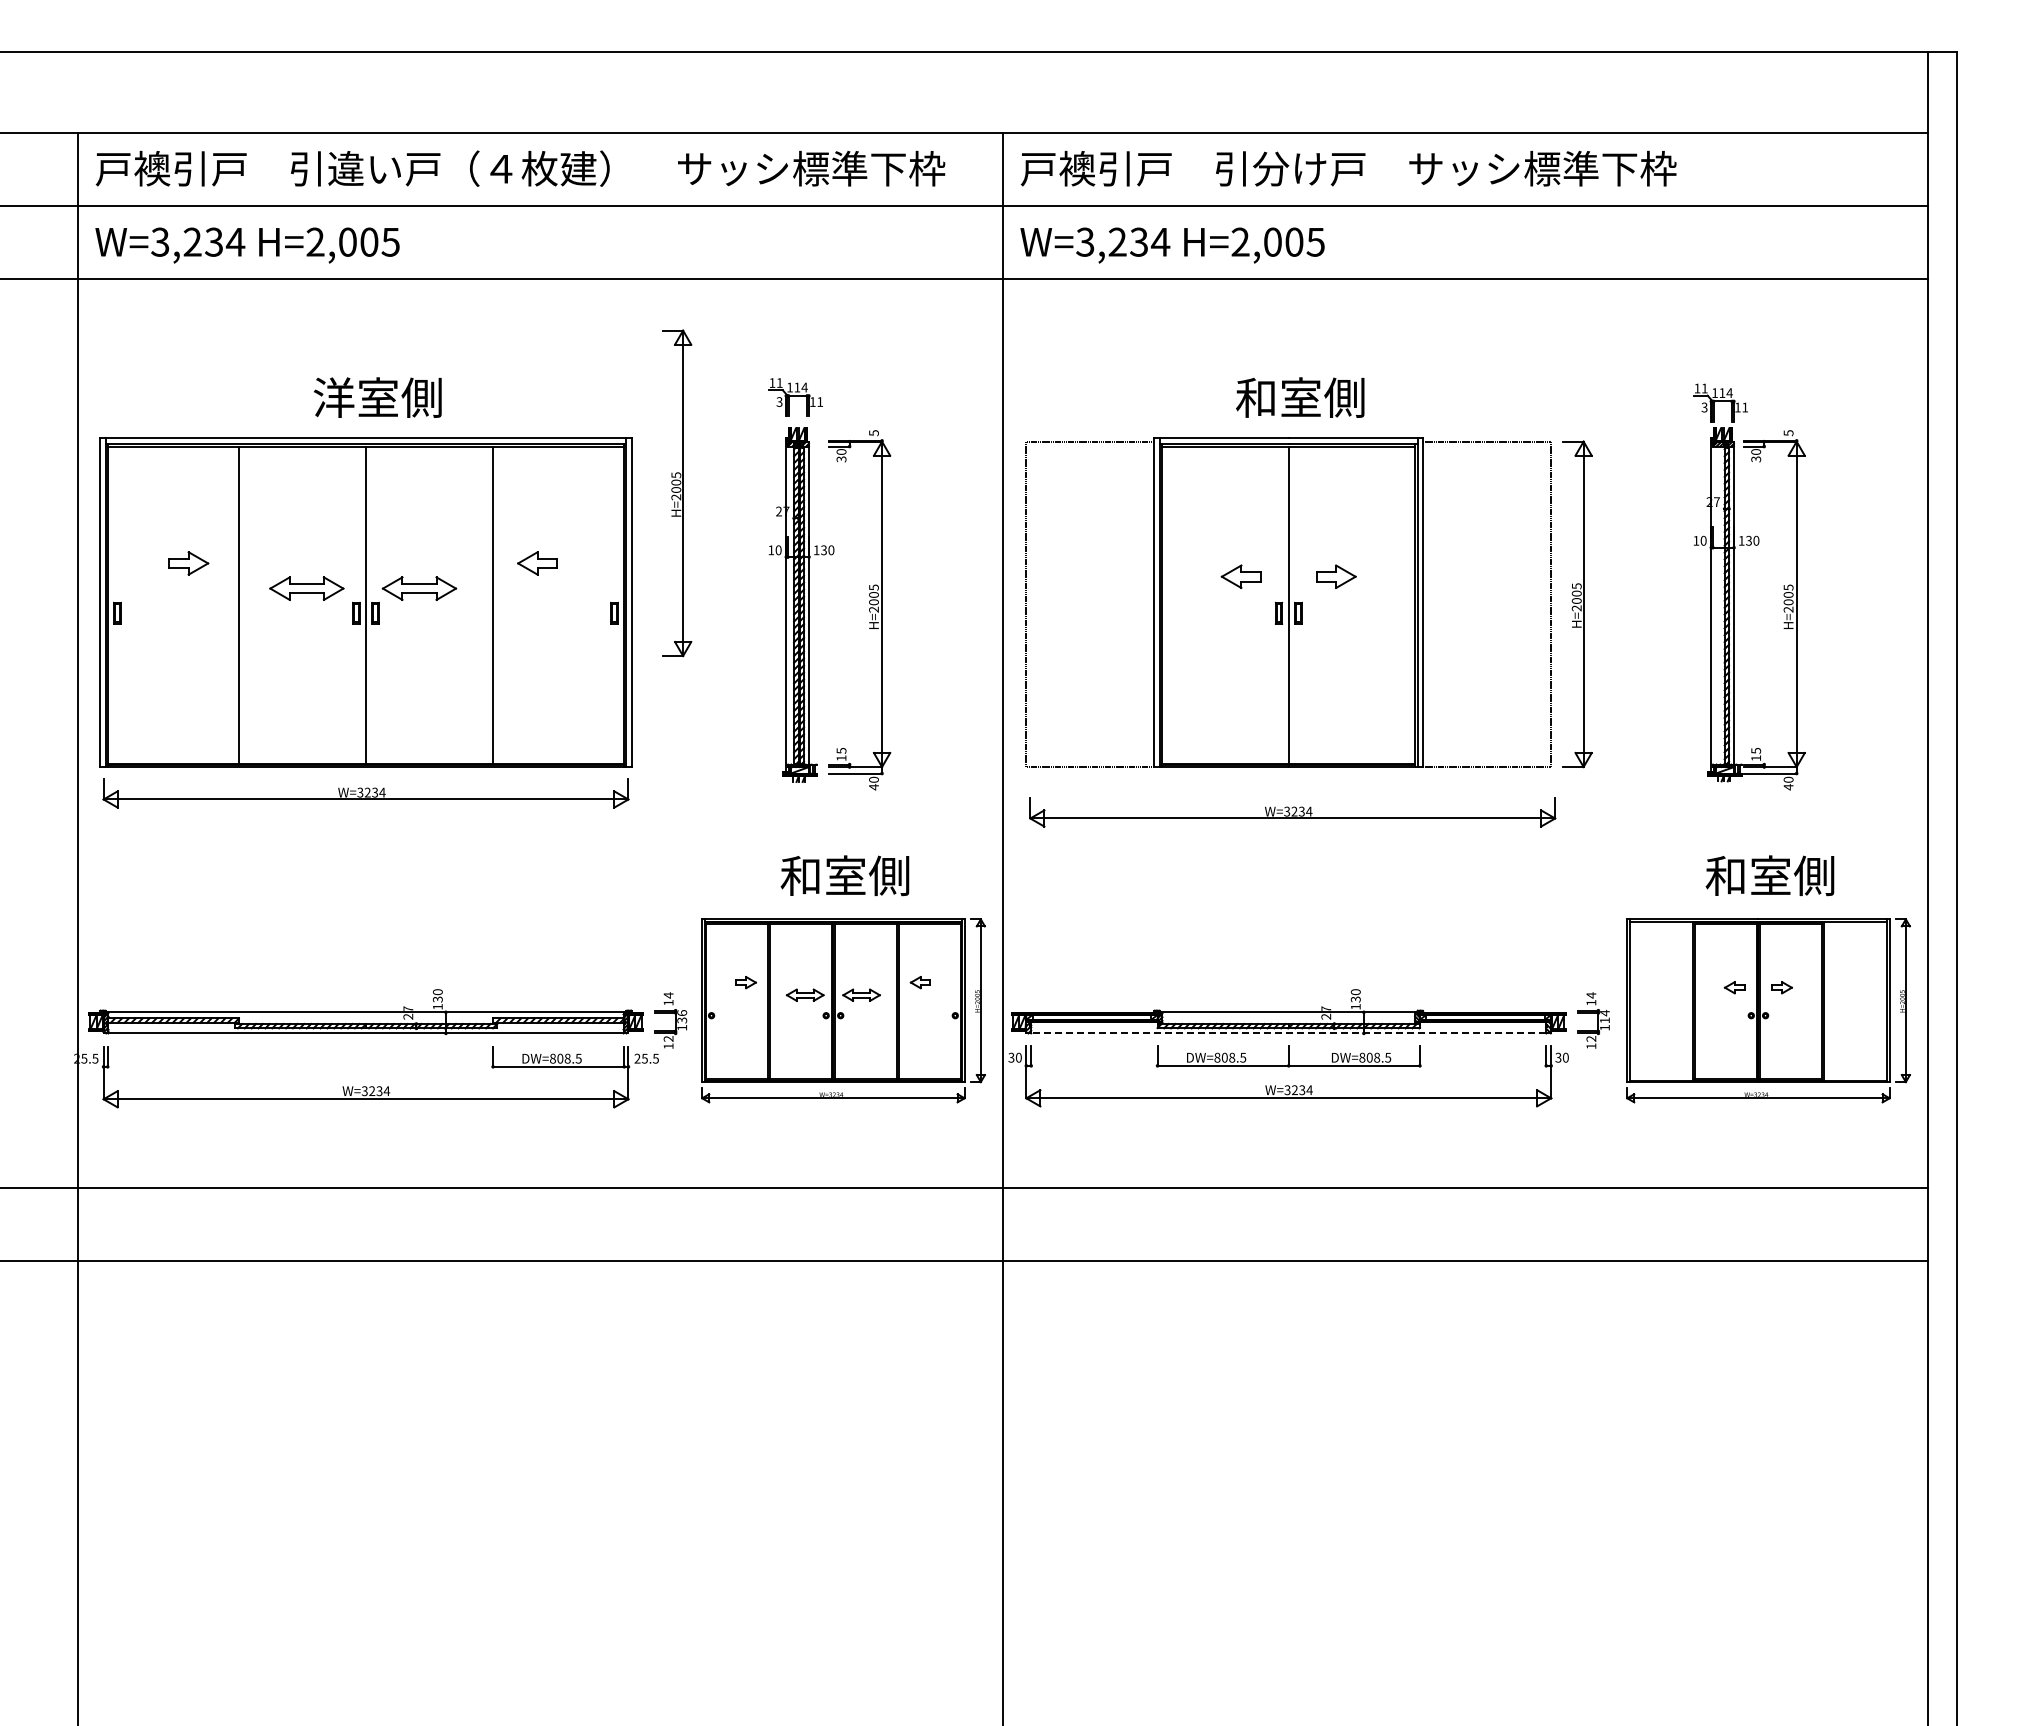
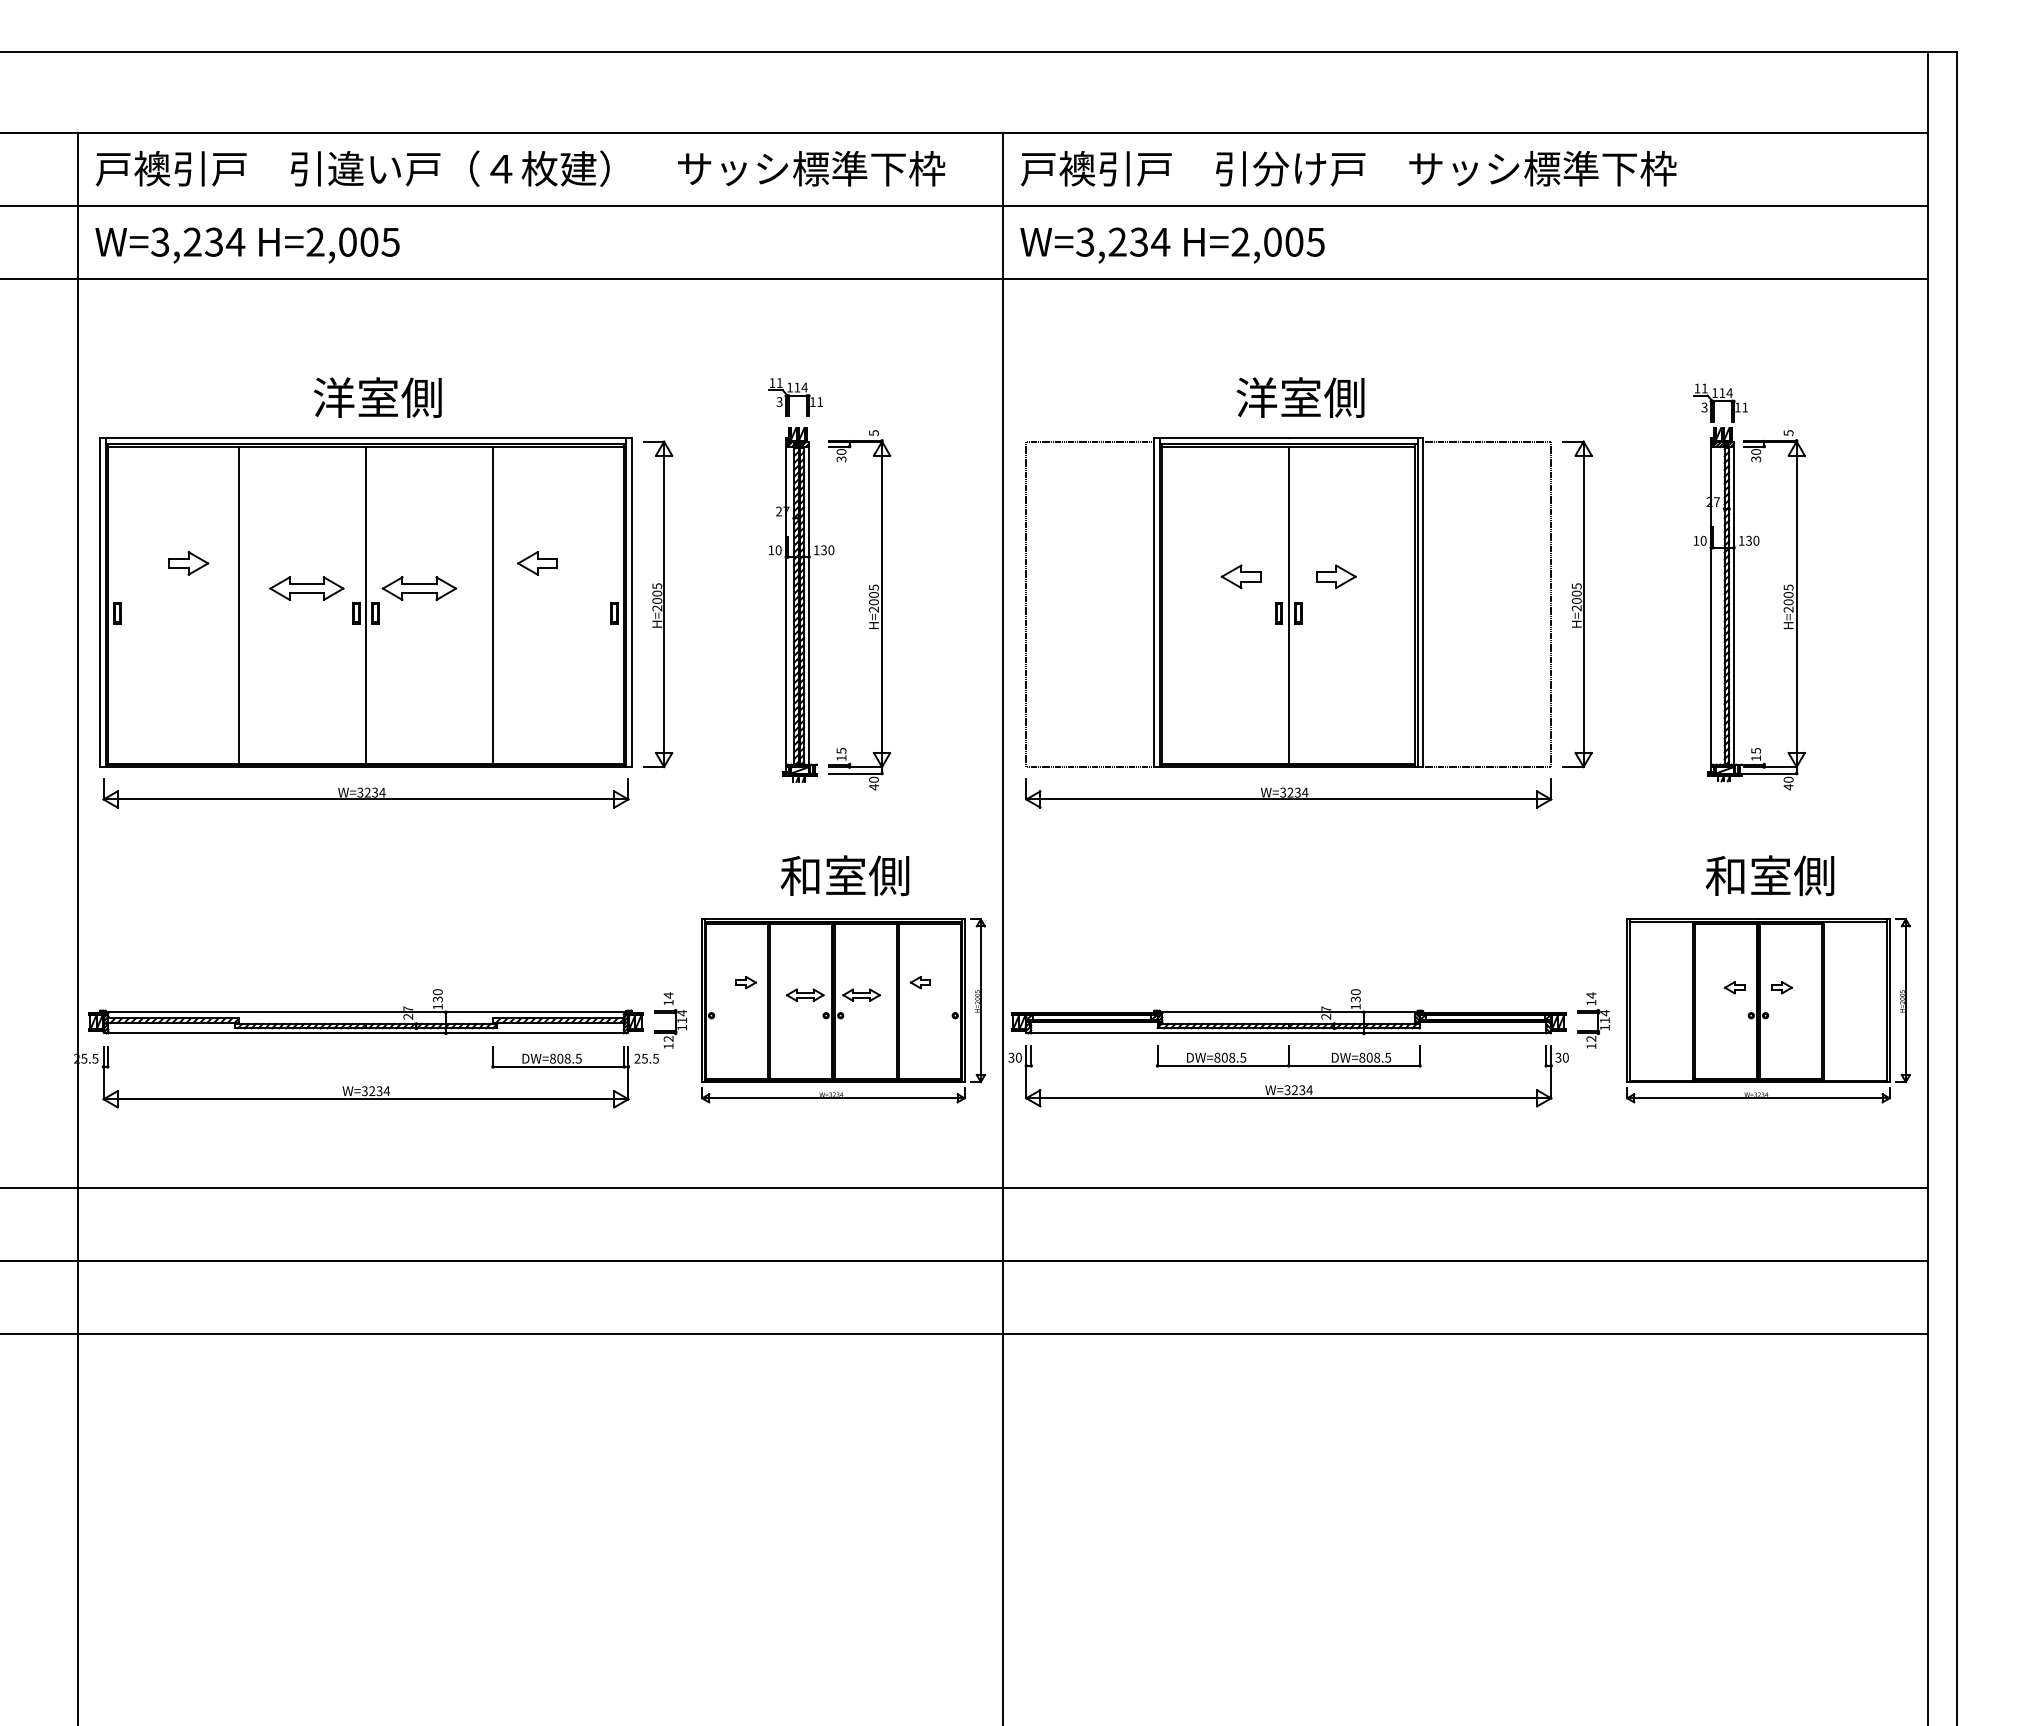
text: 和室側 -> 洋室側 (1256, 397)
part position: (677, 493) -> (658, 604) (658, 604)
part position: (1292, 812) -> (1288, 793) (1288, 793)
text: 136 -> 114 (682, 1016)
line: dashed -> solid (1288, 1033)
line: none -> present (965, 1333)
